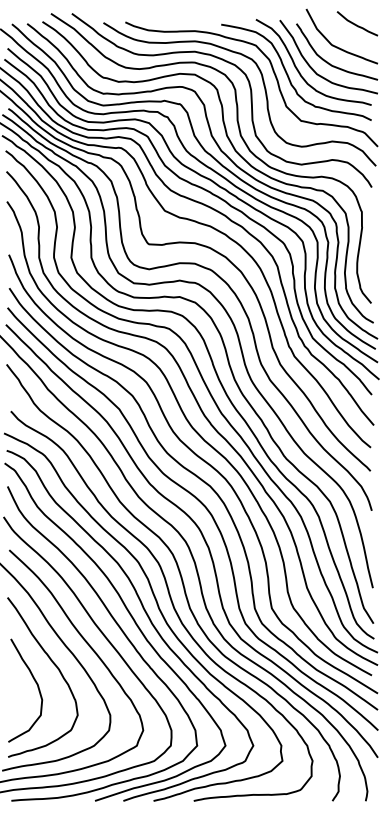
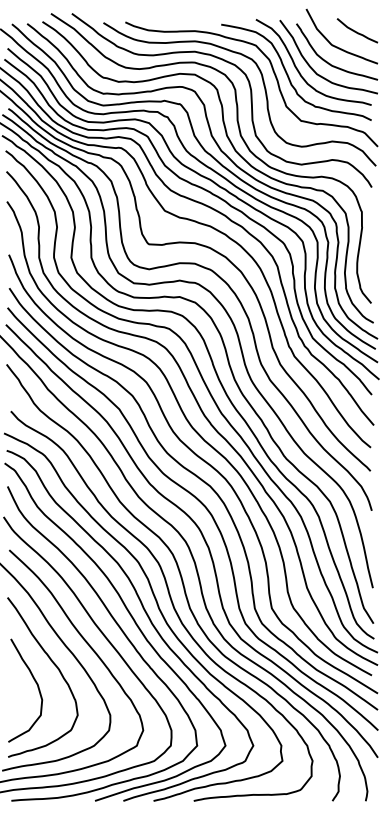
curve position: (357, 24) -> (357, 31) (357, 31)
